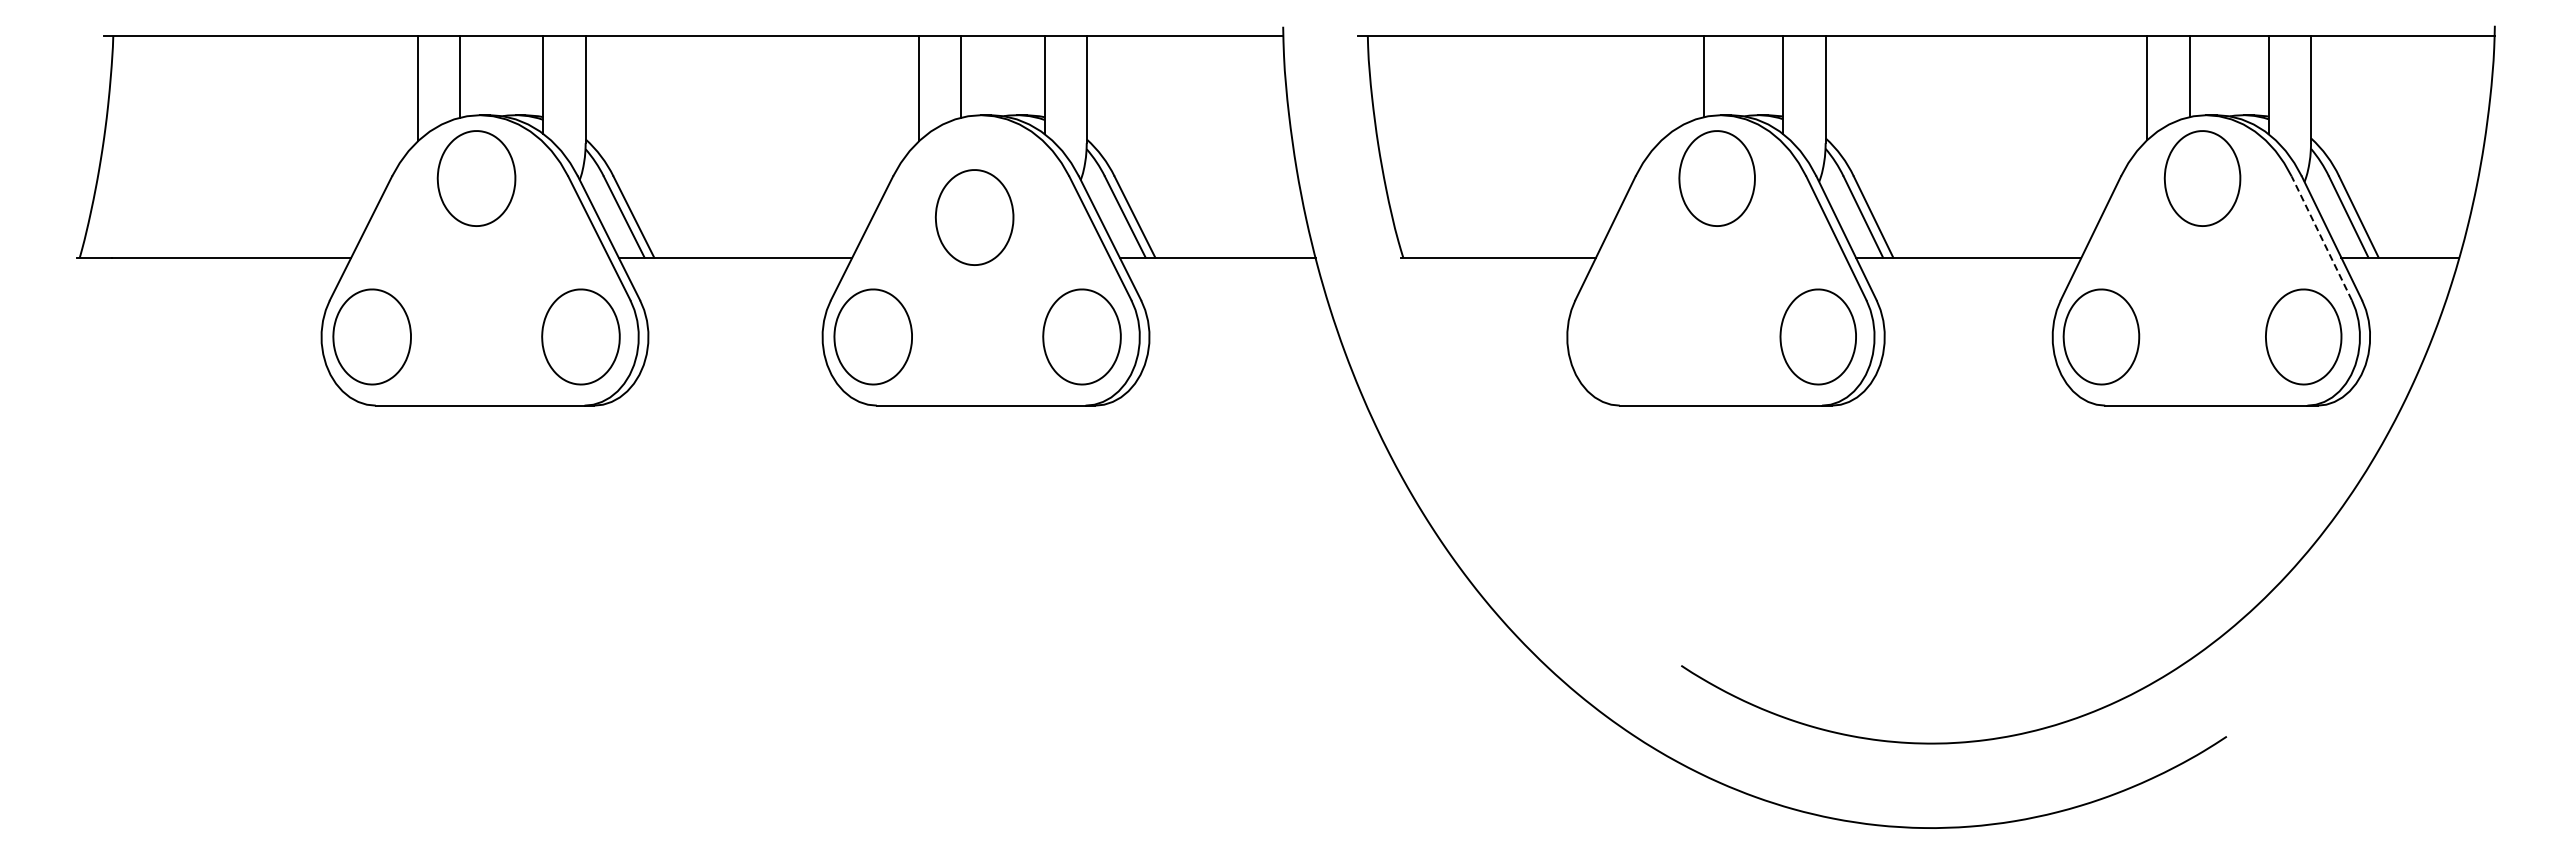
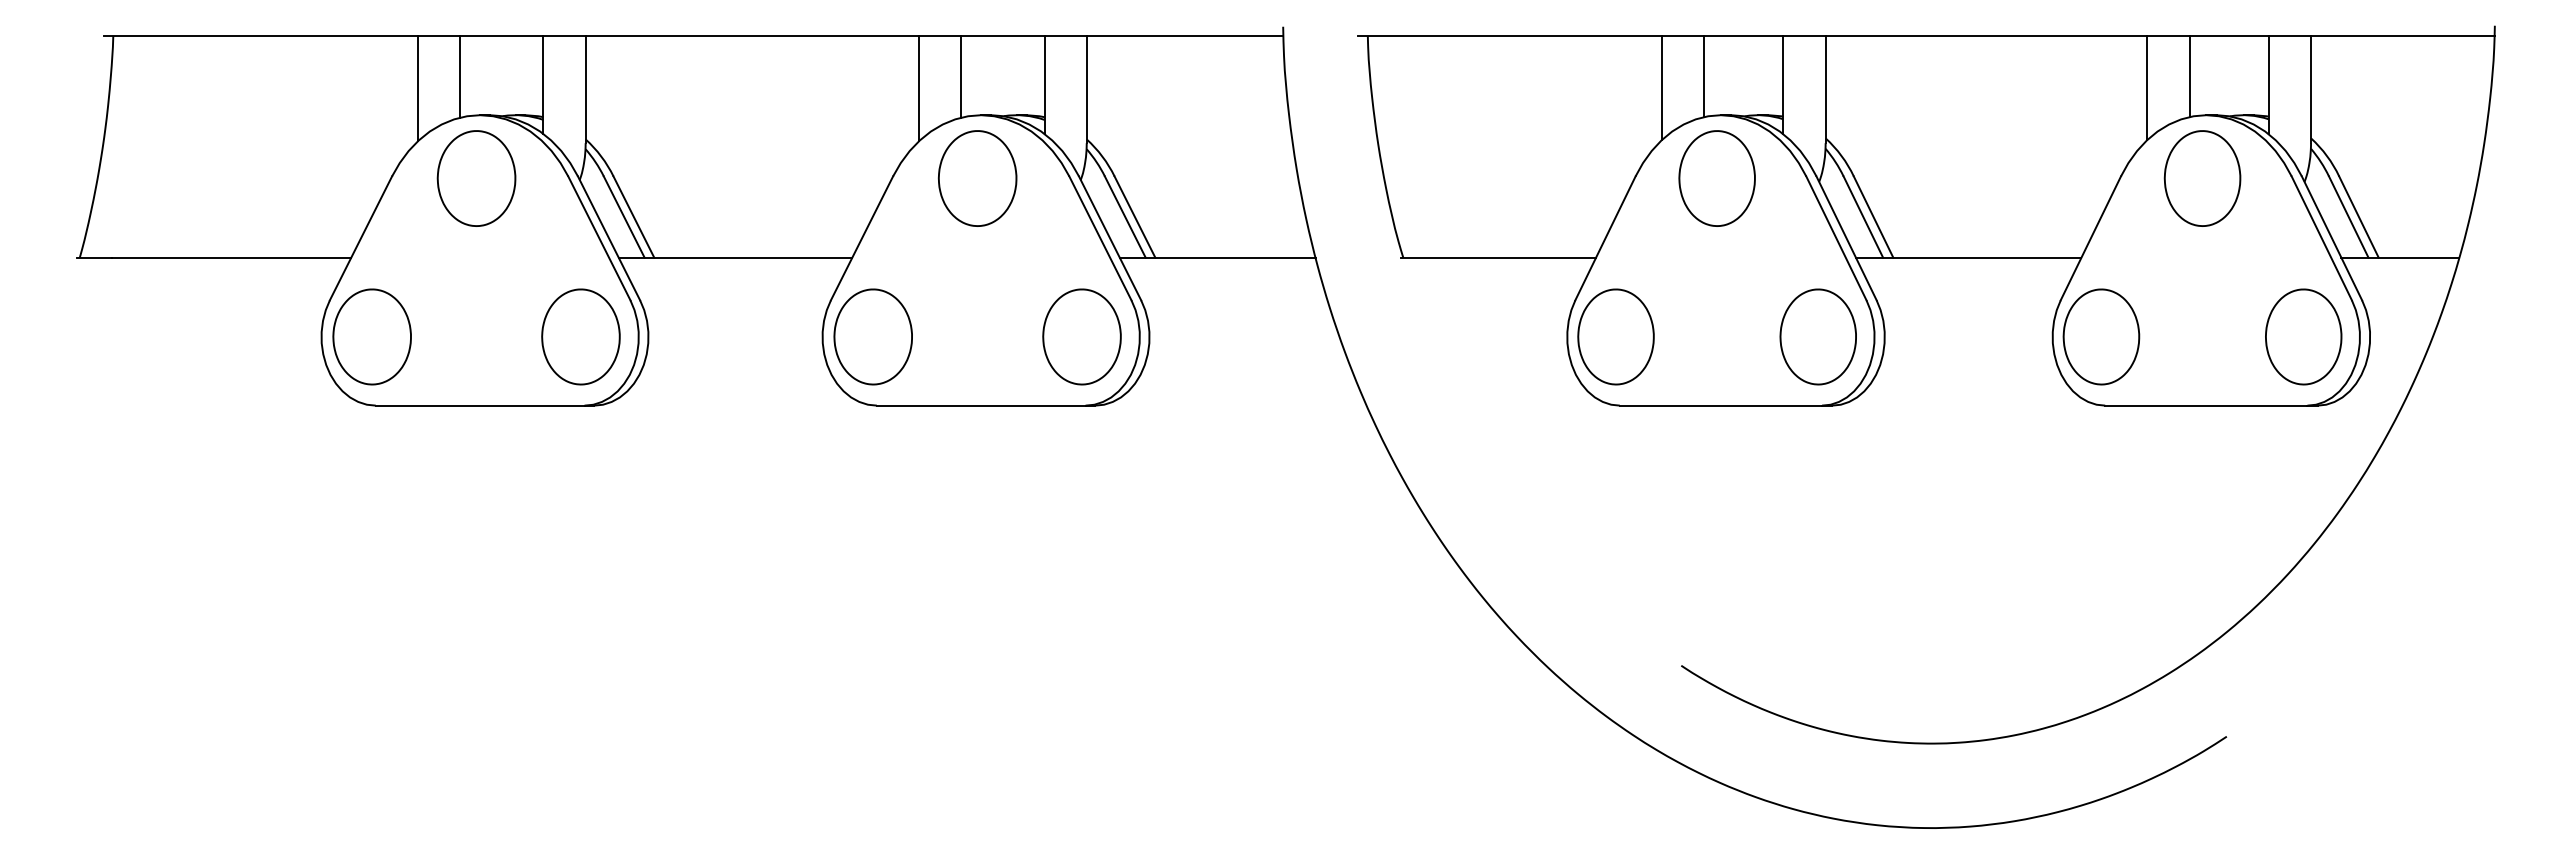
line: none -> present (1662, 87)
part position: (974, 217) -> (977, 178) (977, 178)
line: dashed -> solid (2321, 238)
part: none -> present (1615, 336)
